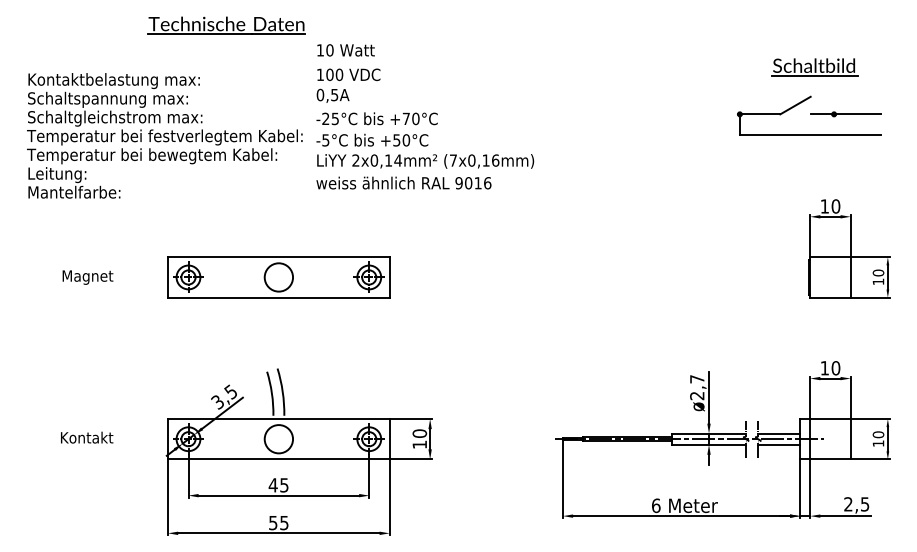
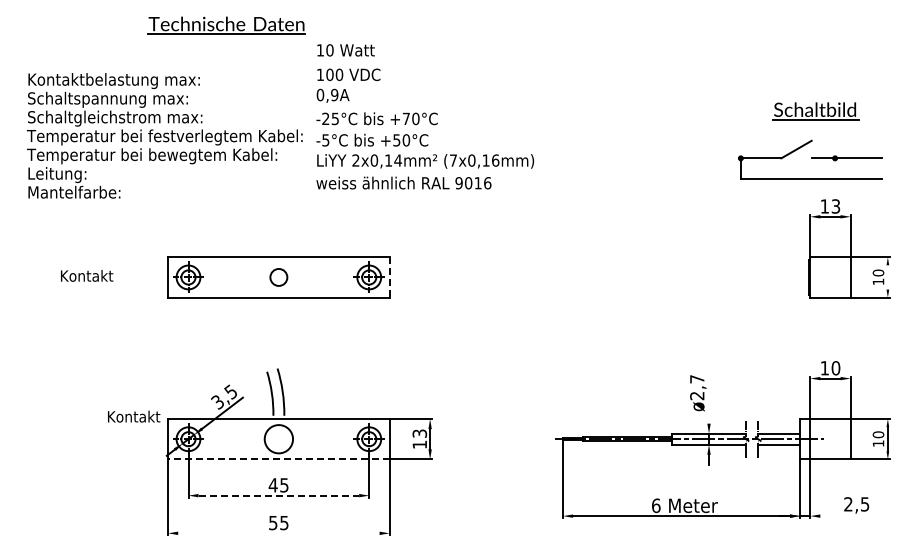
text: 0,5A -> 0,9A (334, 94)
part position: (809, 96) -> (810, 140) (810, 140)
text: 10 -> 13 (835, 206)
text: Magnet -> Kontakt (84, 277)
circle diameter: 28 px -> 17 px (278, 276)
line: solid -> dashed (389, 277)
line: present -> none (887, 277)
line: present -> none (709, 397)
text: 10 -> 13 (419, 433)
text position: (87, 437) -> (134, 416) (134, 416)
line: solid -> dashed (278, 459)
line: solid -> dashed (279, 495)
line: present -> none (845, 516)
line: present -> none (278, 533)
